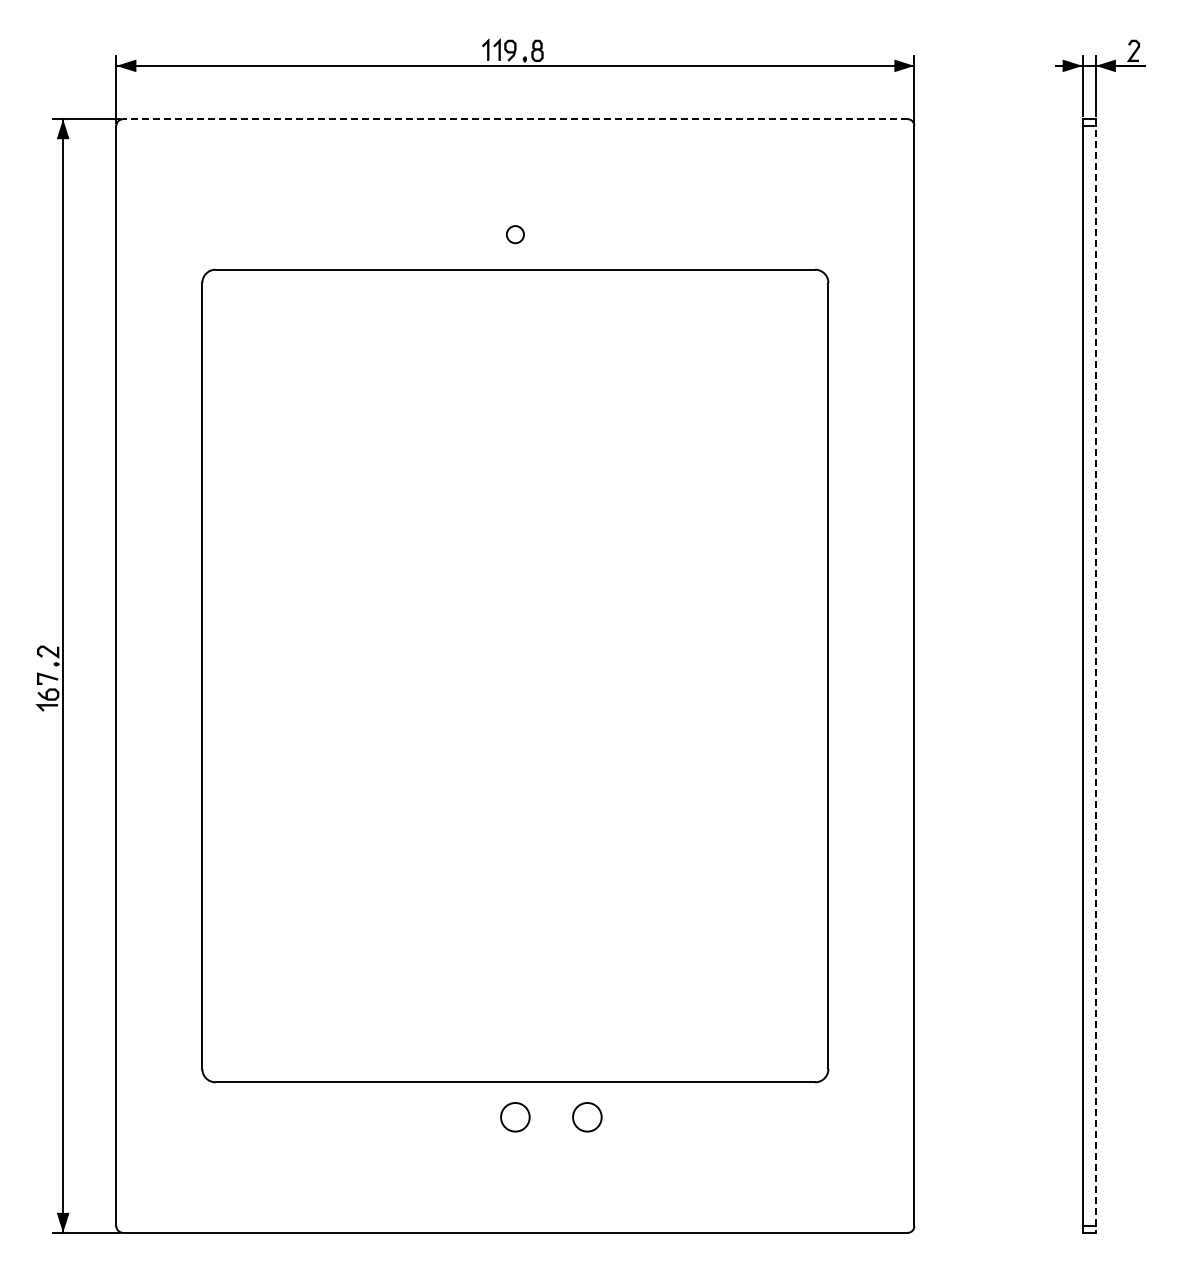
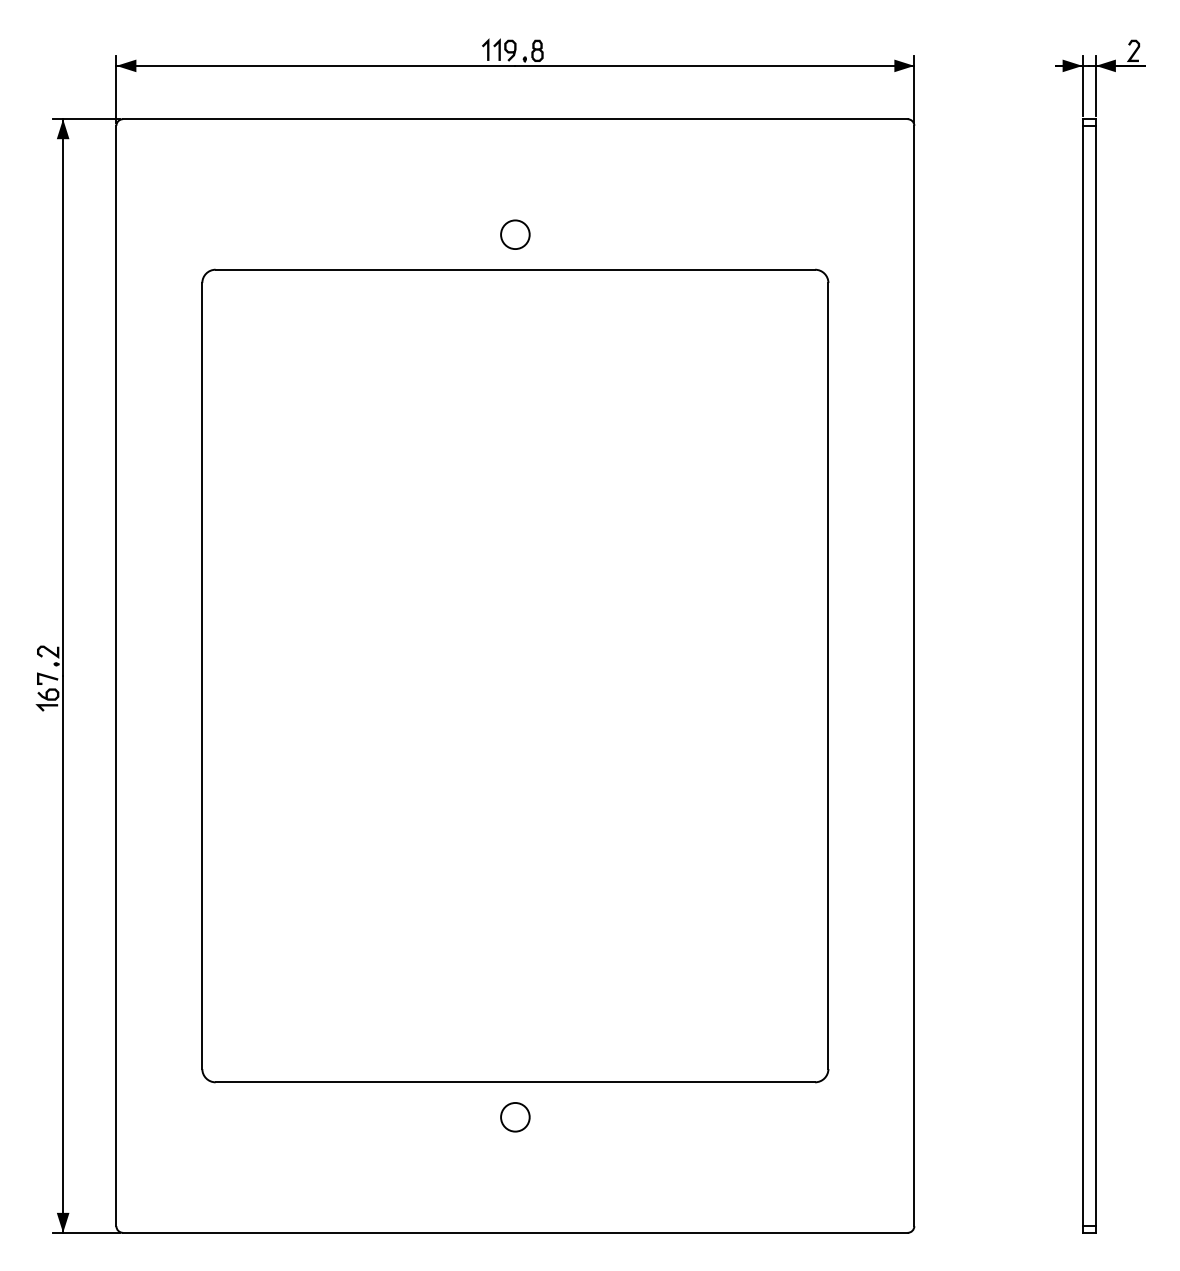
line: dashed -> solid (514, 119)
circle size: 19x20 px -> 31x31 px (515, 234)
line: dashed -> solid (1095, 676)
circle: present -> none (587, 1117)
